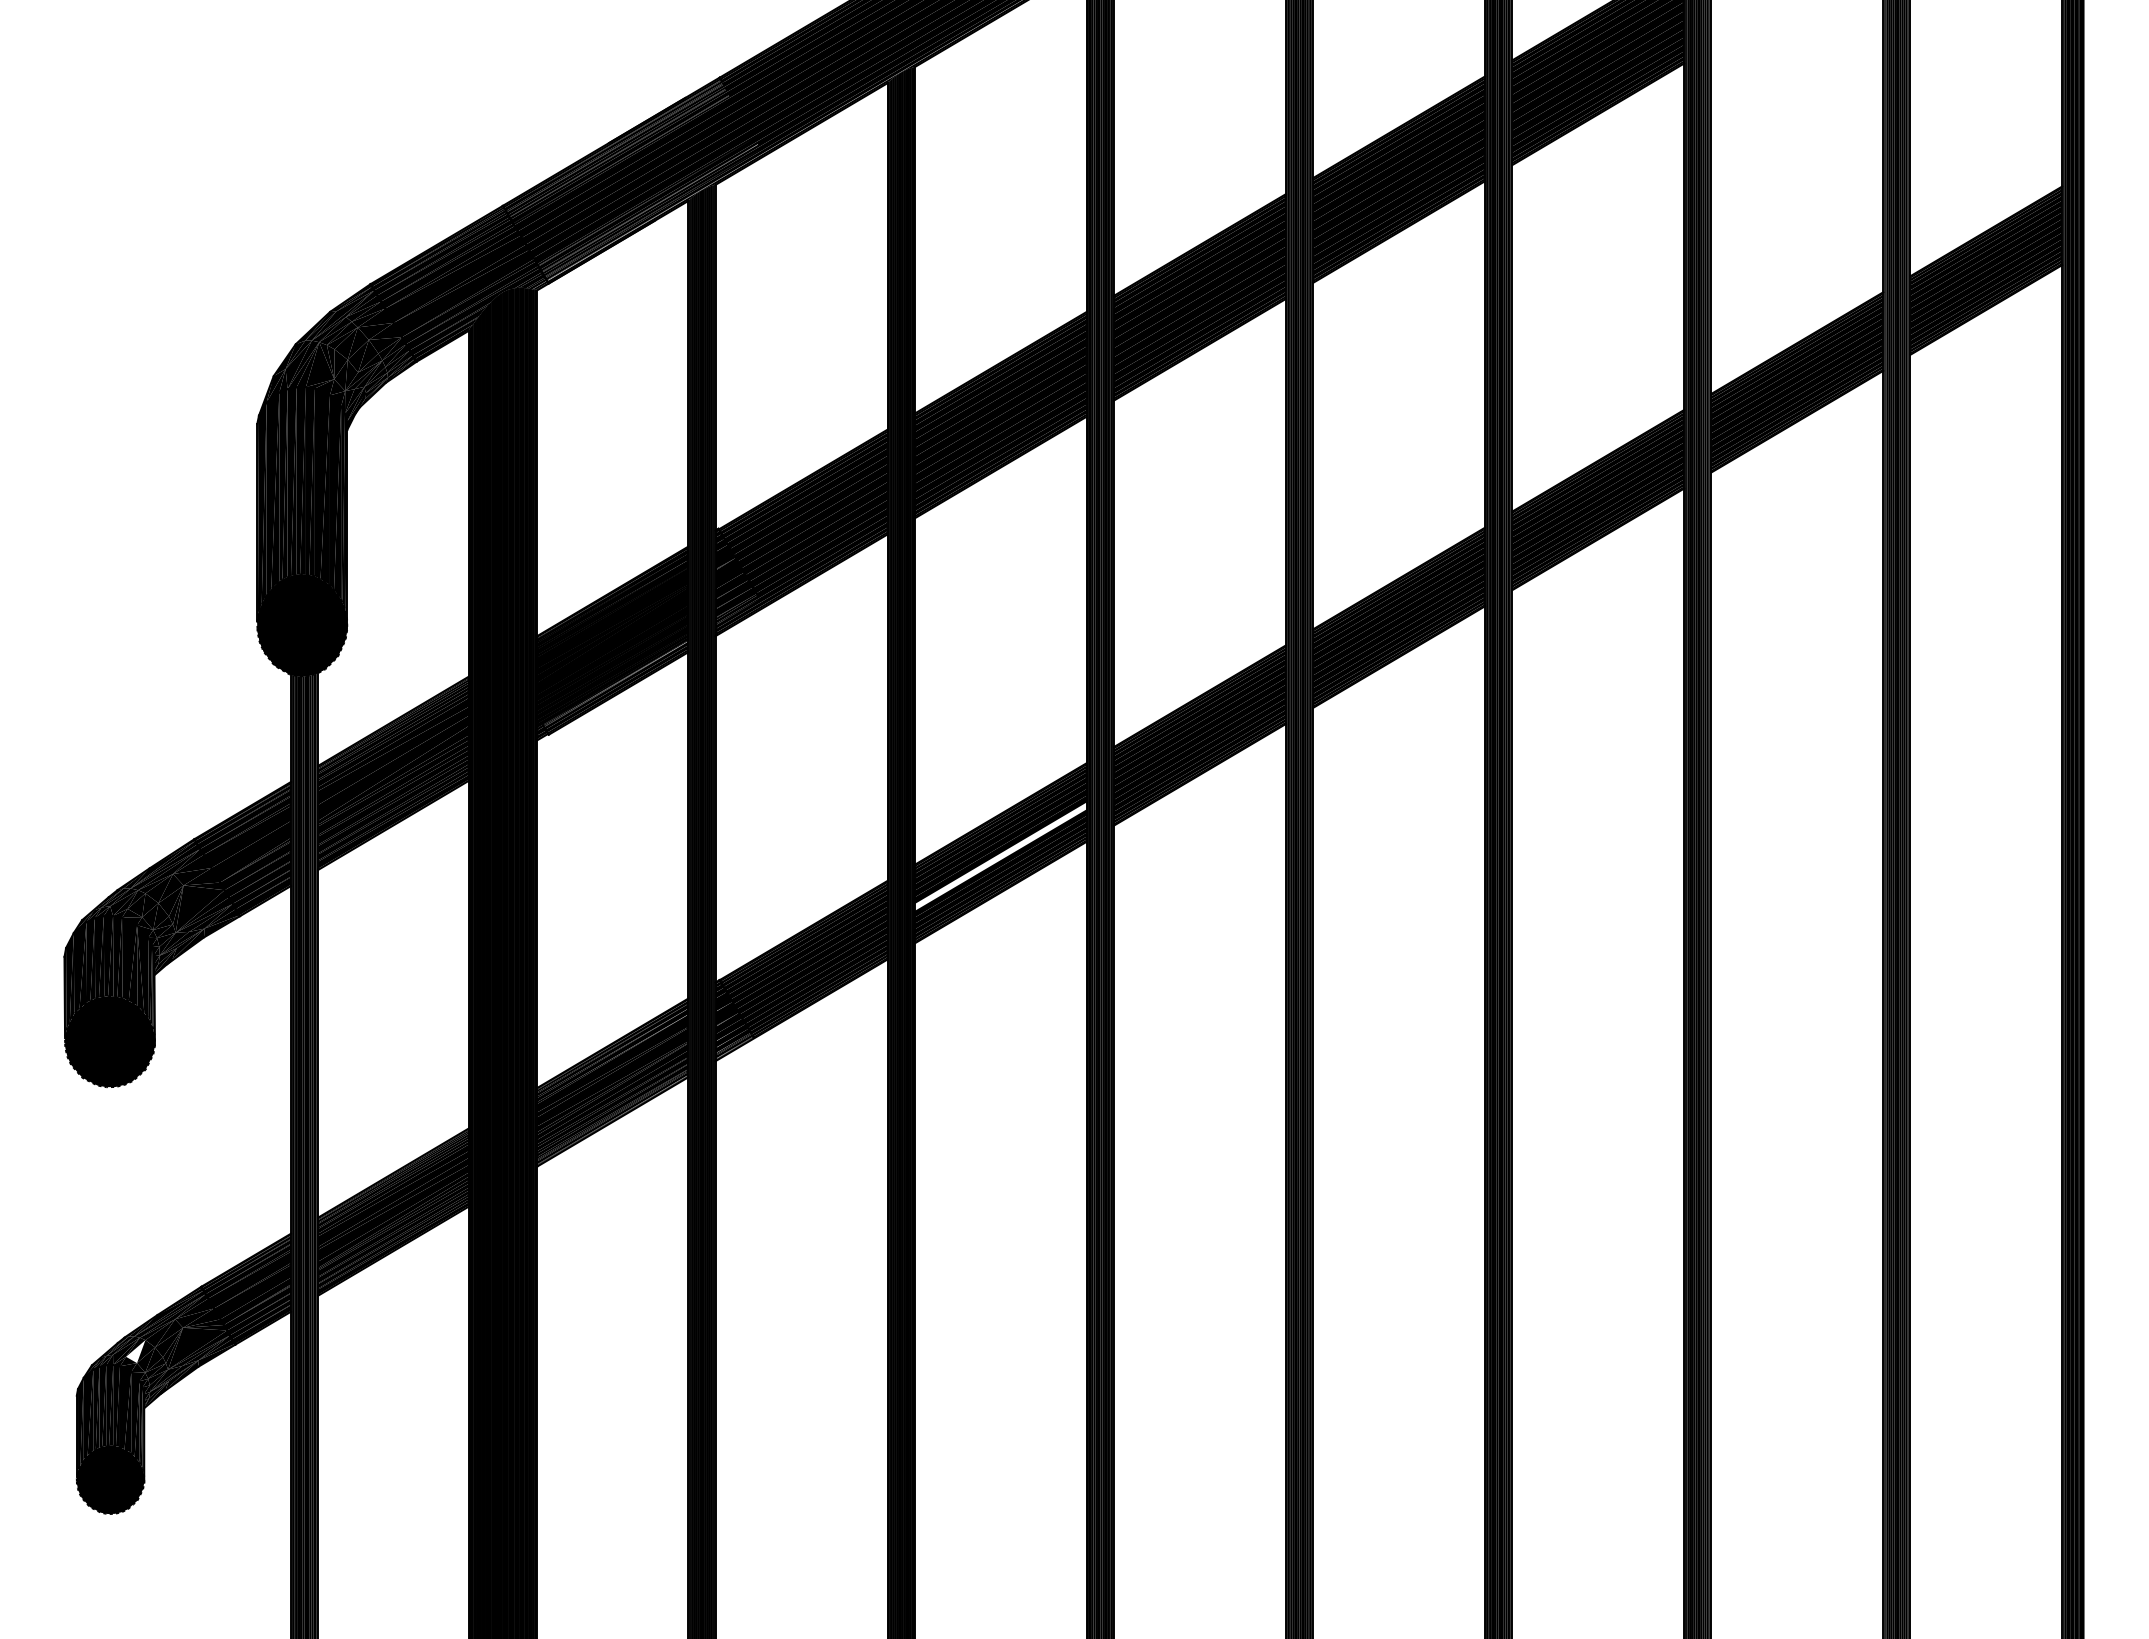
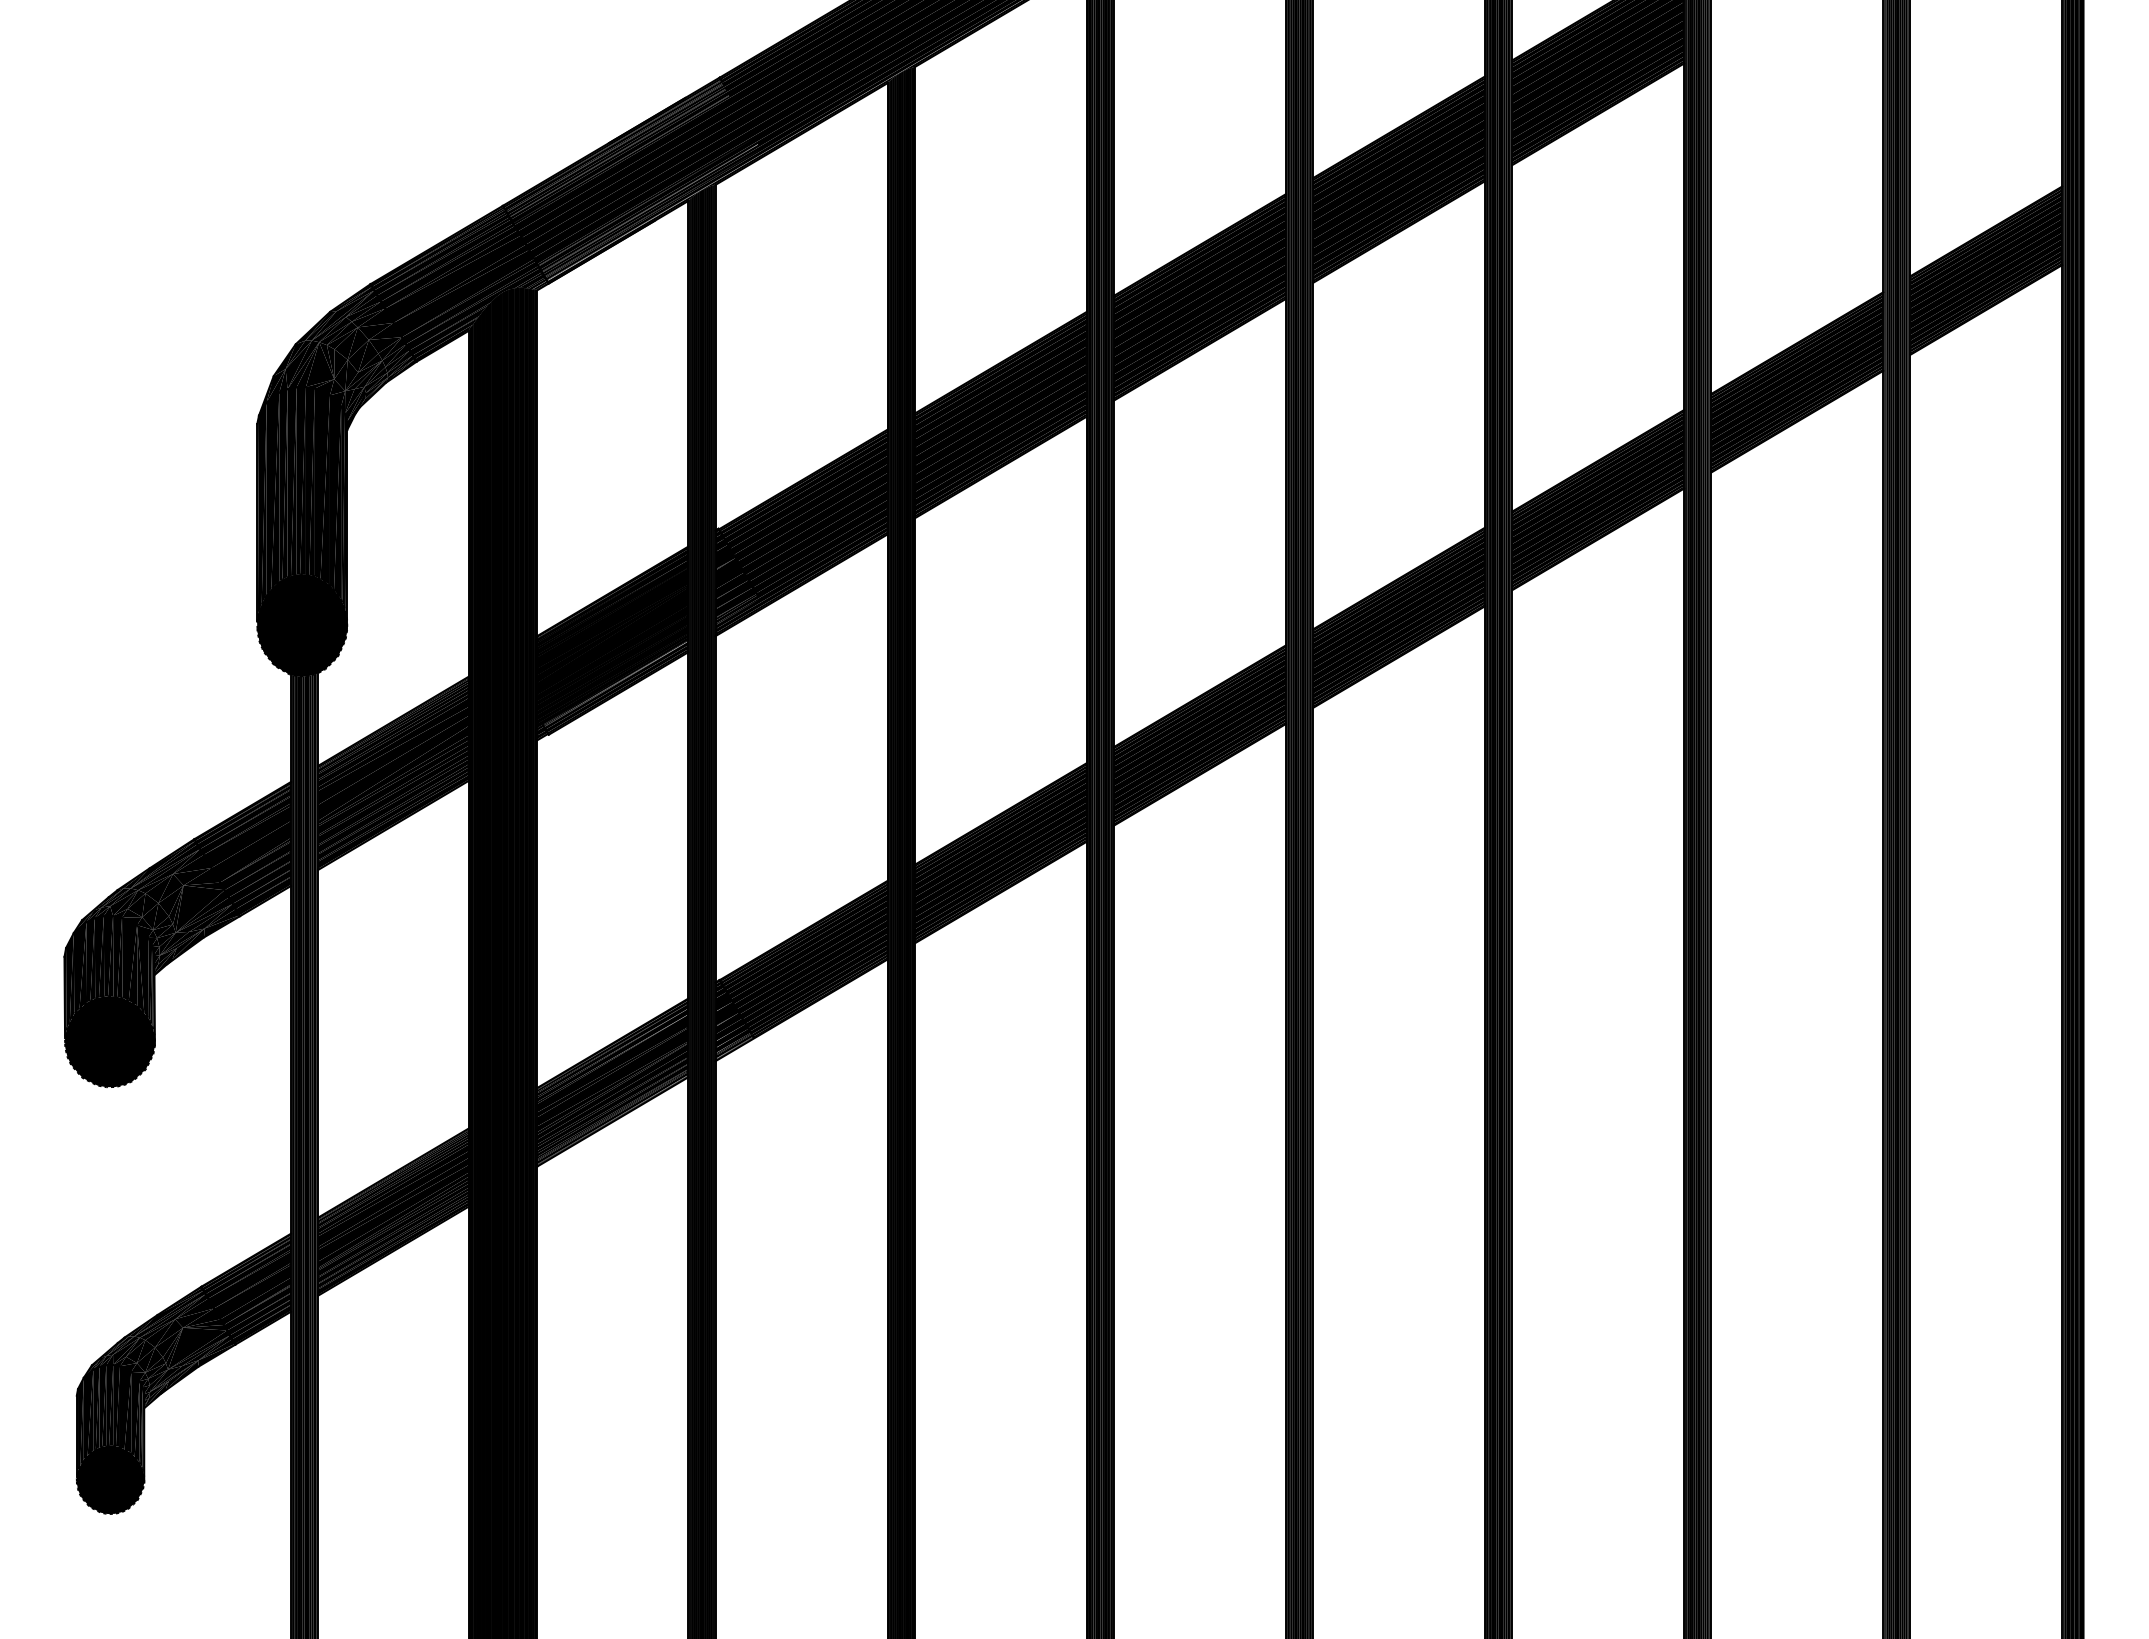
fill: none -> present (1000, 856)
fill: none -> present (135, 1351)
